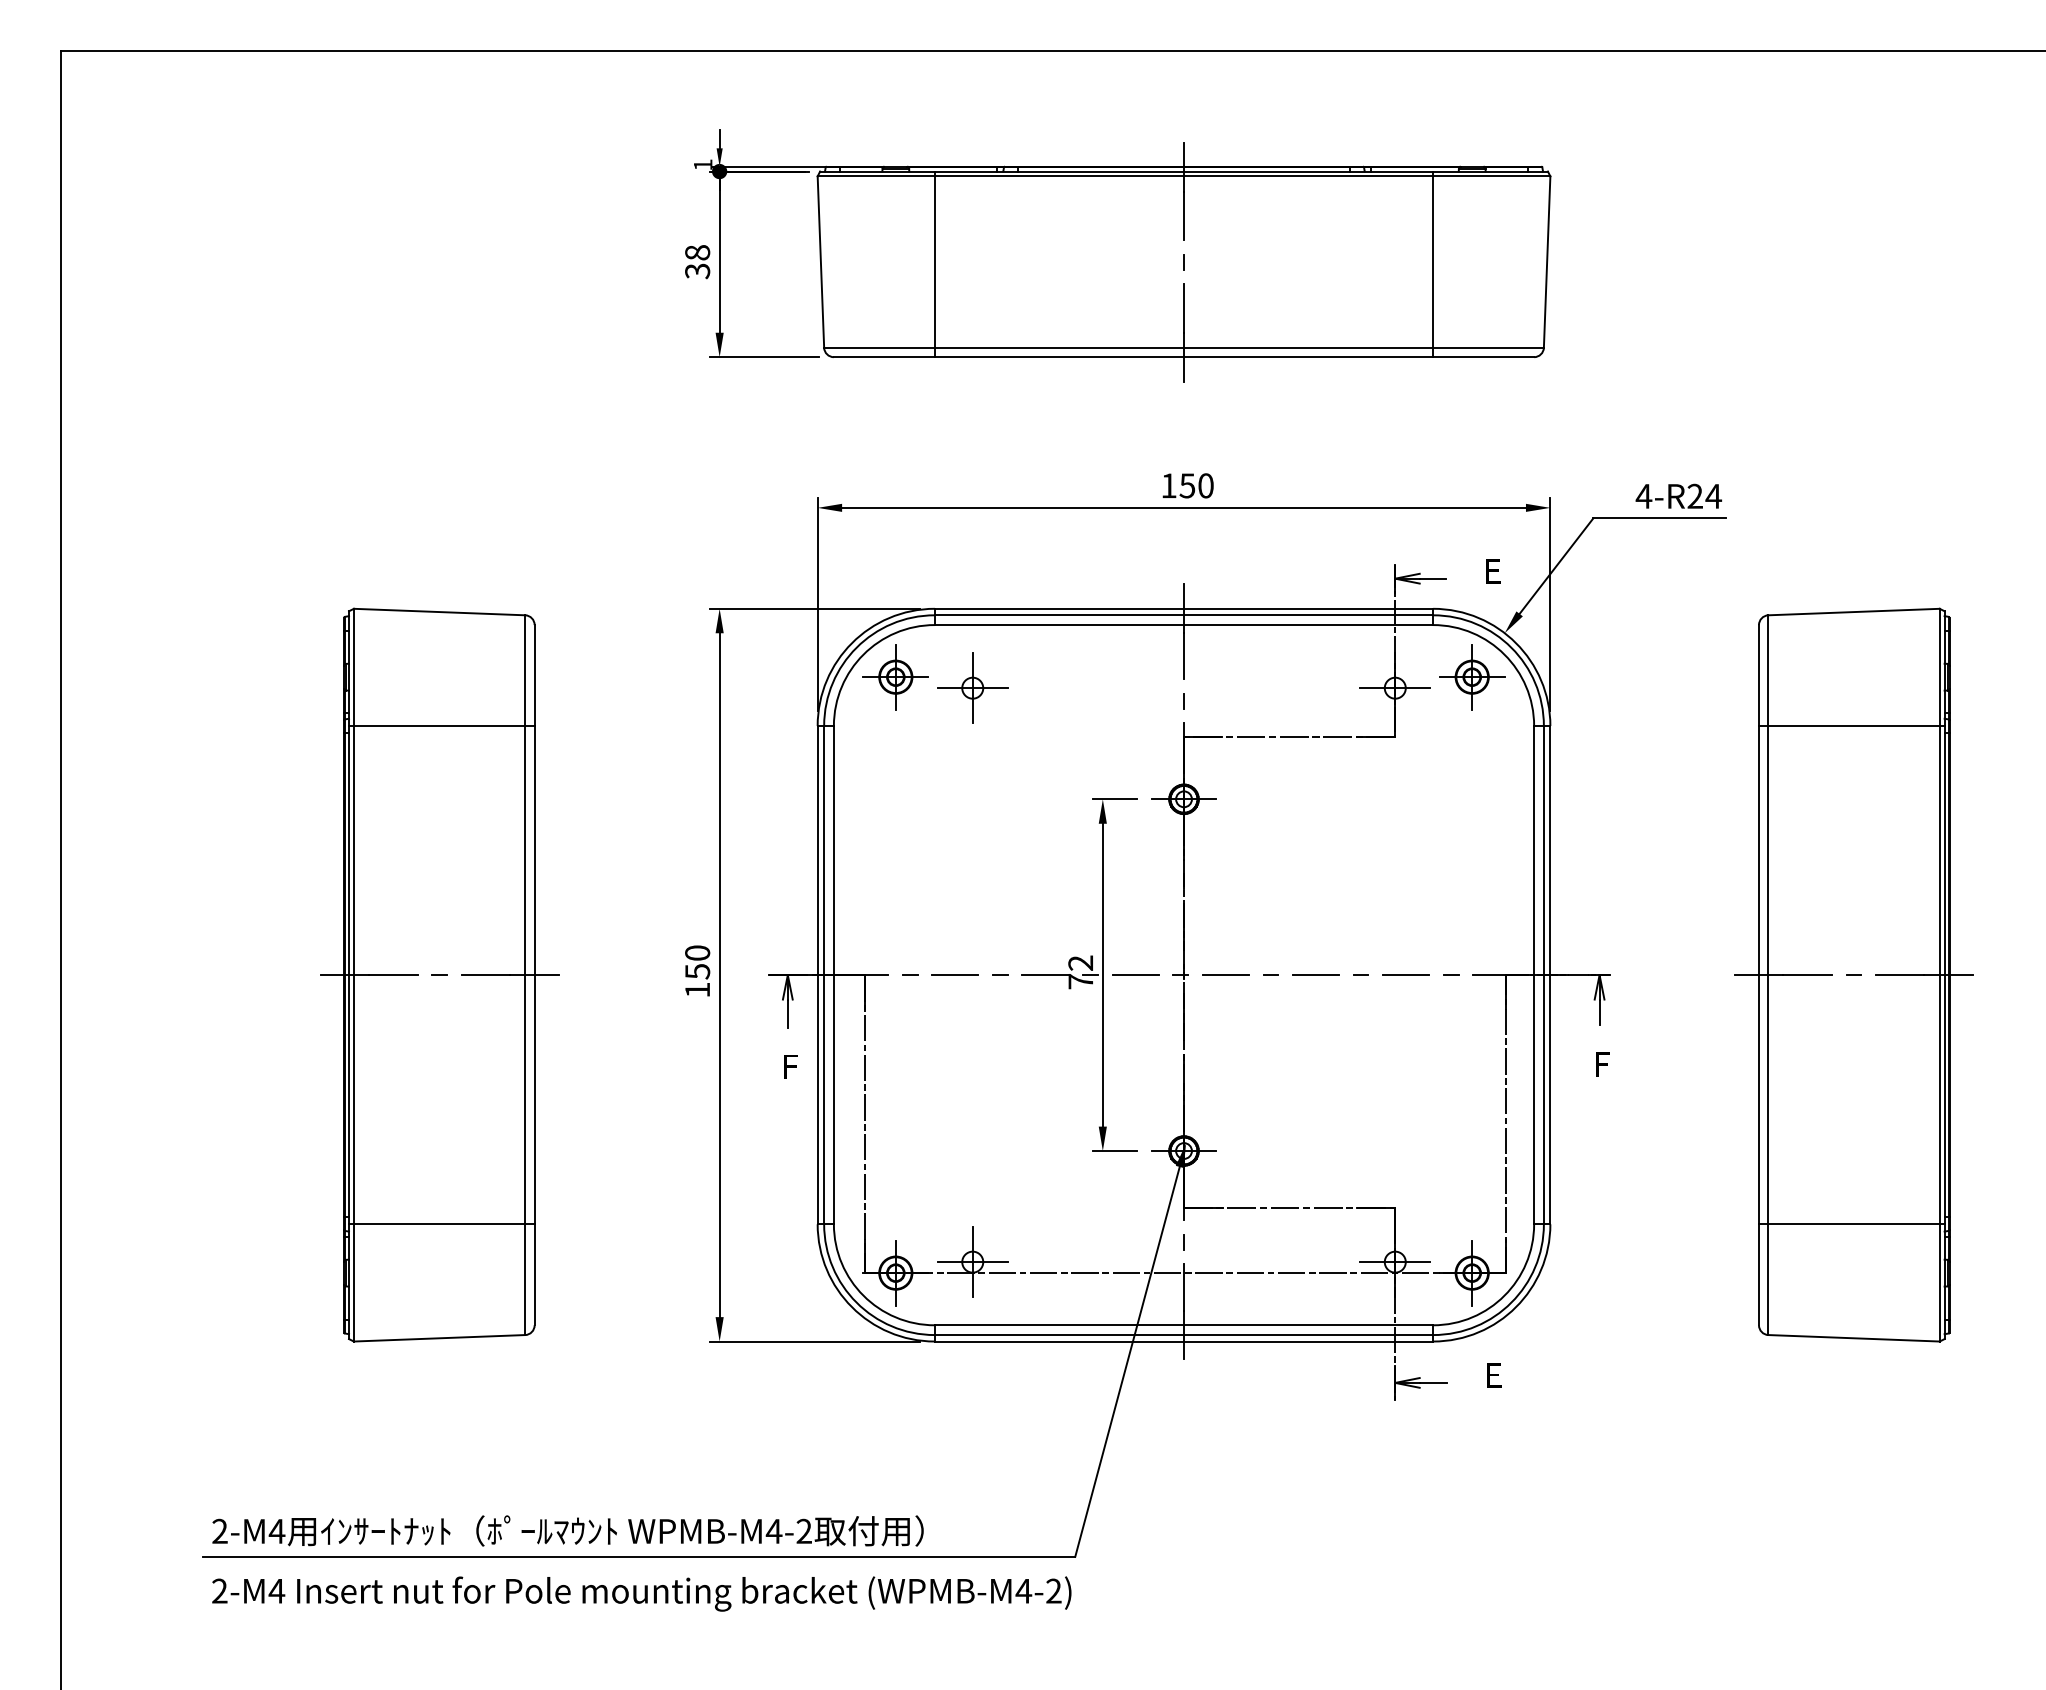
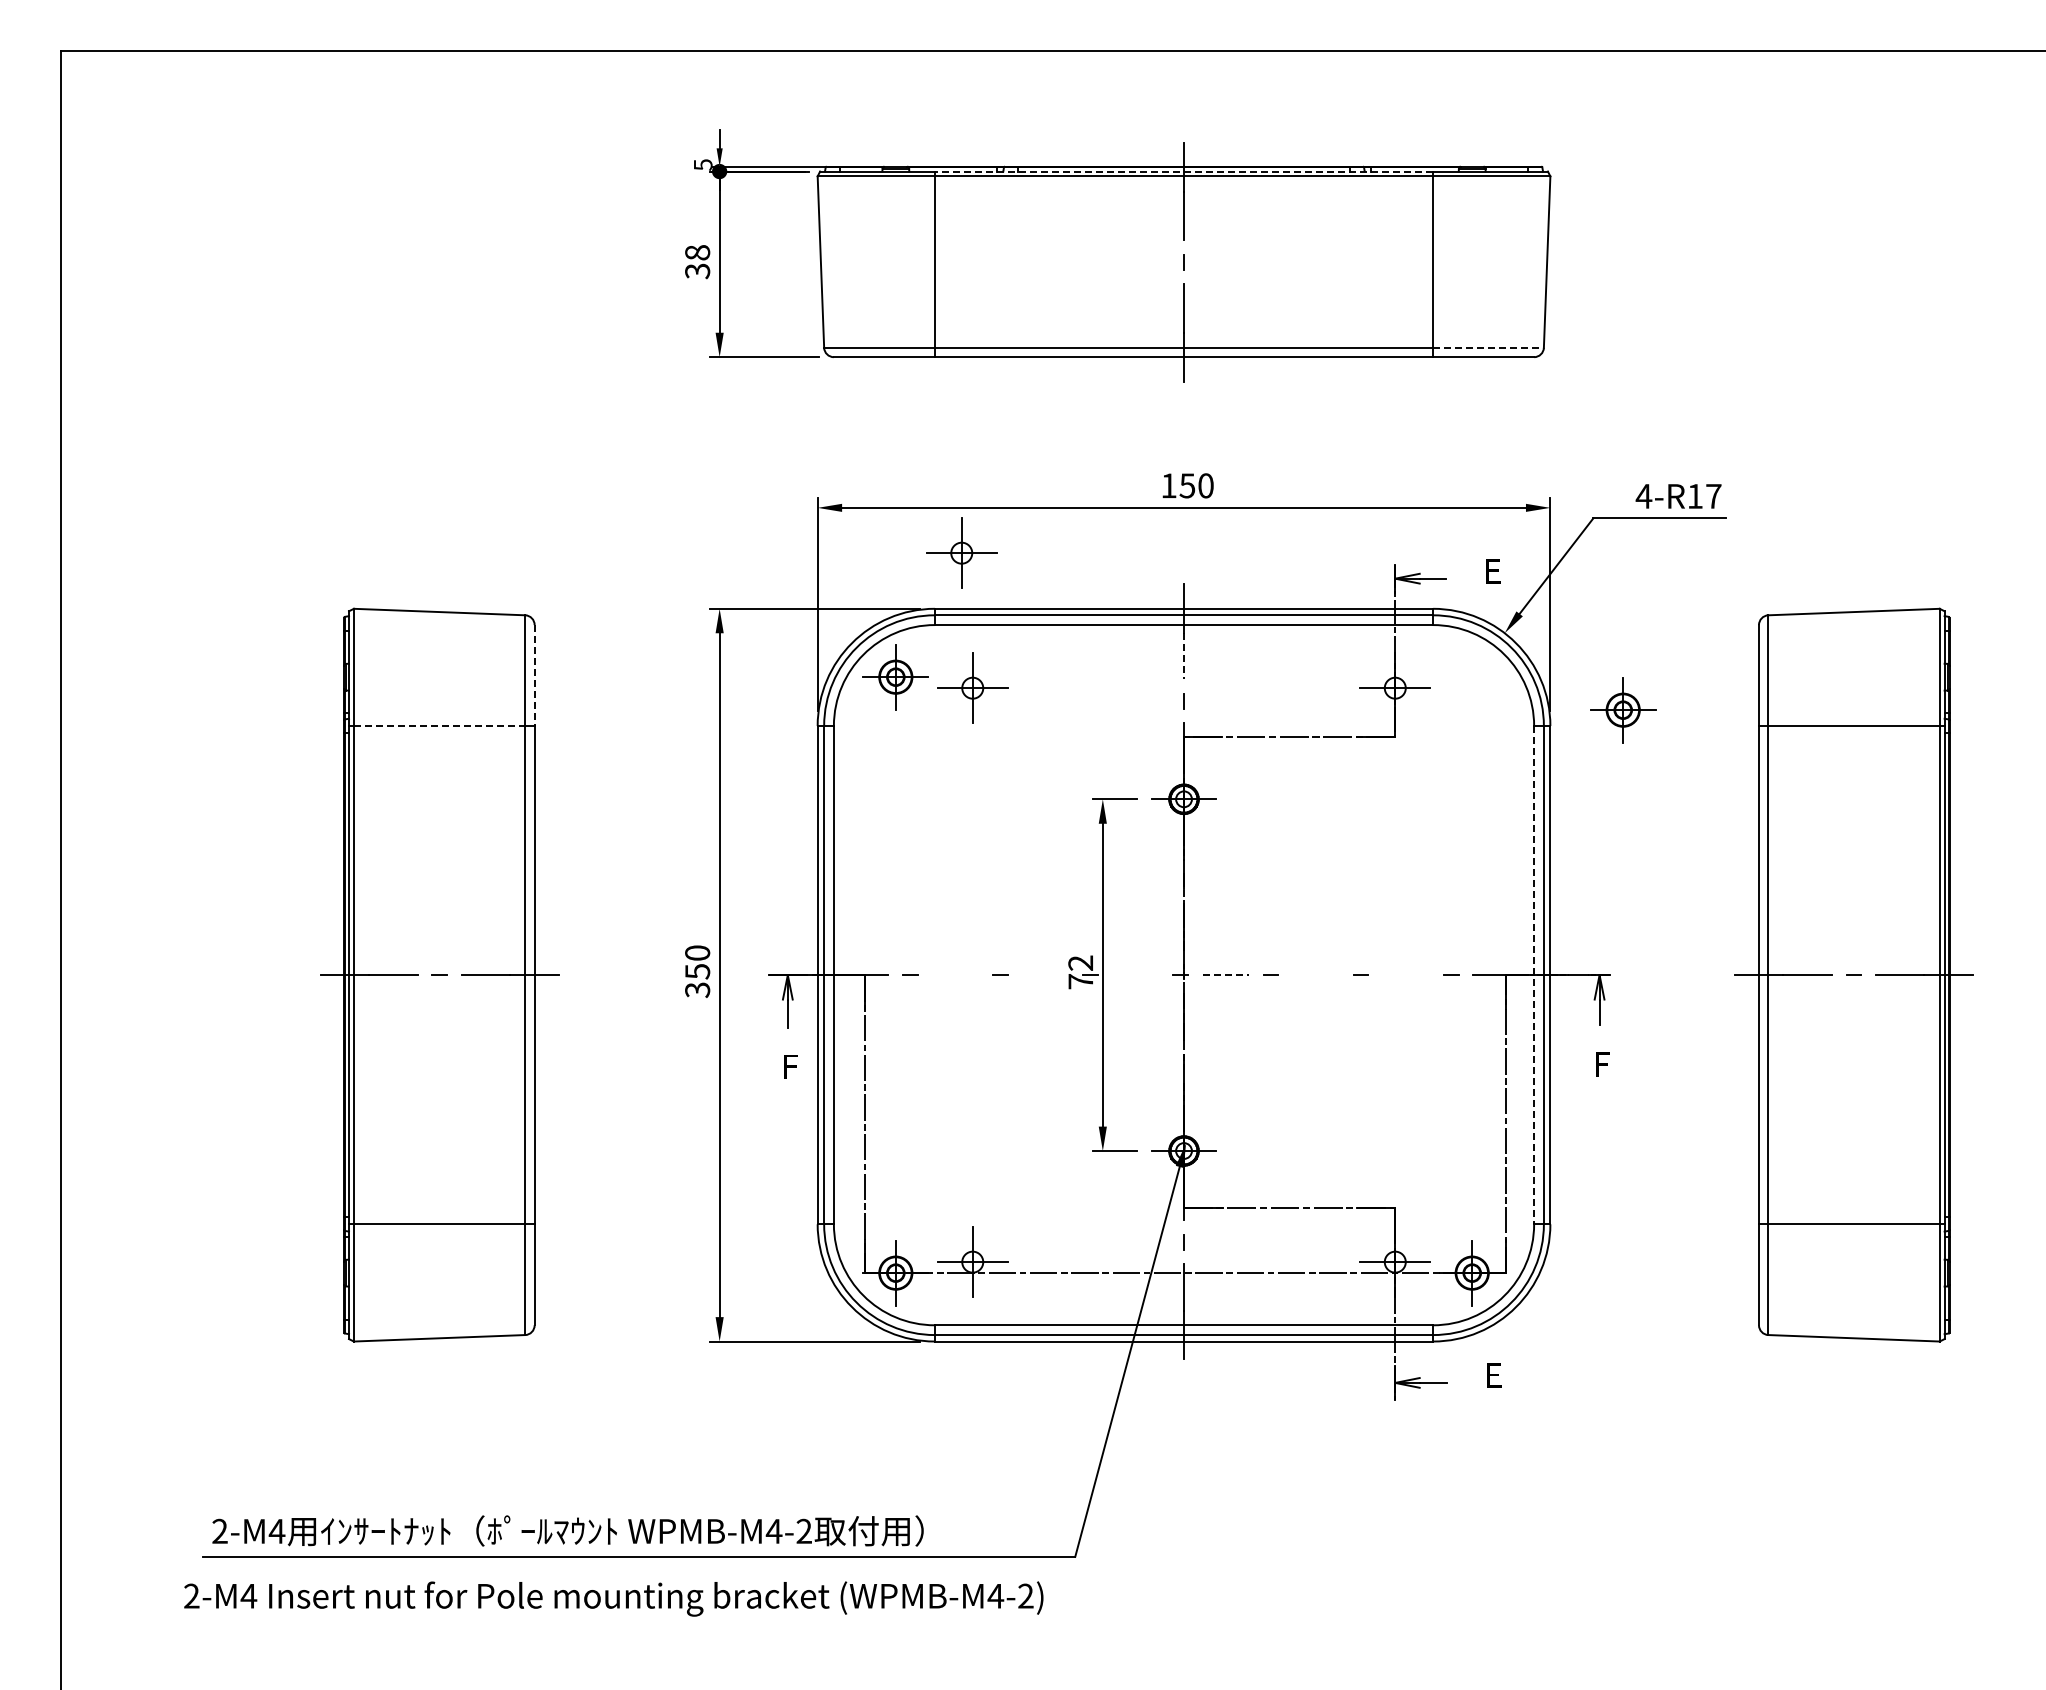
text: 1 -> 5 (703, 164)
line: solid -> dashed (1183, 171)
line: solid -> dashed (1489, 347)
text: 4-R24 -> 4-R17 (1704, 495)
part: none -> present (961, 552)
line: solid -> dashed (1184, 656)
line: solid -> dashed (534, 676)
part position: (1472, 677) -> (1623, 710) (1623, 710)
line: solid -> dashed (439, 726)
line: present -> none (955, 975)
line: present -> none (1045, 975)
line: present -> none (1135, 975)
line: solid -> dashed (1226, 975)
line: present -> none (1315, 975)
line: present -> none (1406, 975)
line: solid -> dashed (1534, 975)
text: 150 -> 350 (697, 990)
text position: (641, 1593) -> (613, 1598) (613, 1598)
